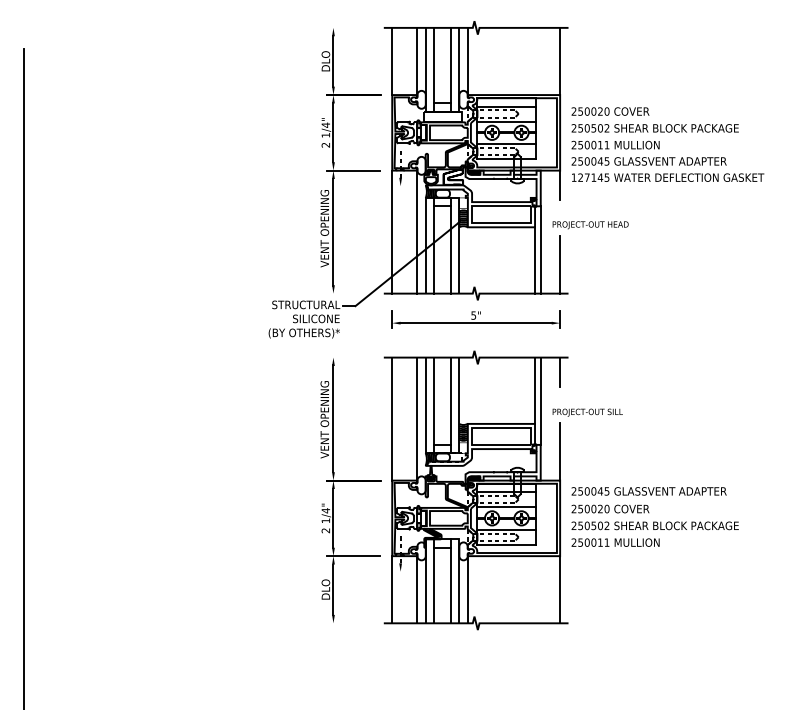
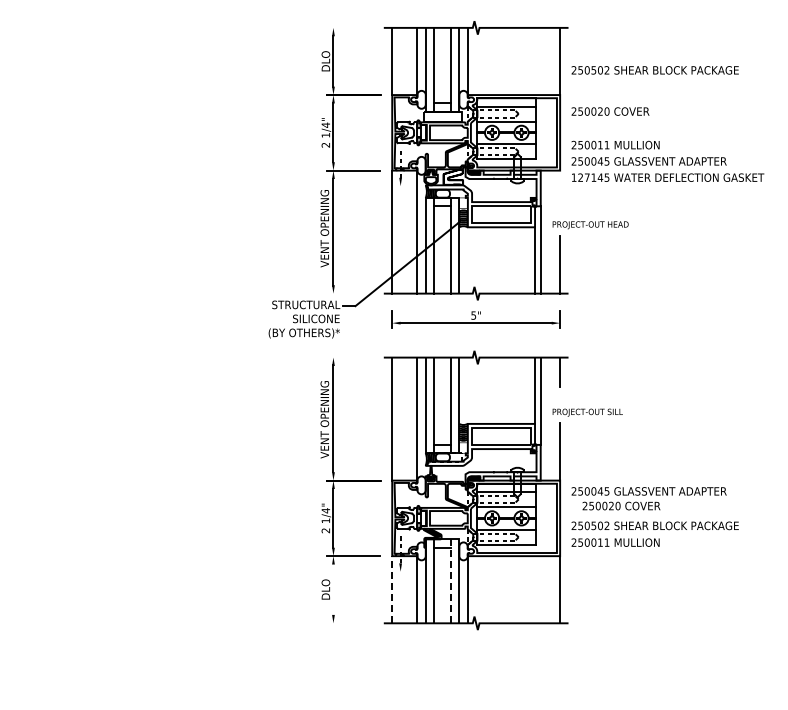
text position: (654, 128) -> (654, 70) (654, 70)
line: present -> none (560, 185)
line: present -> none (23, 377)
text position: (610, 508) -> (621, 505) (621, 505)
line: solid -> dashed (450, 581)
line: present -> none (333, 589)
line: solid -> dashed (392, 589)
